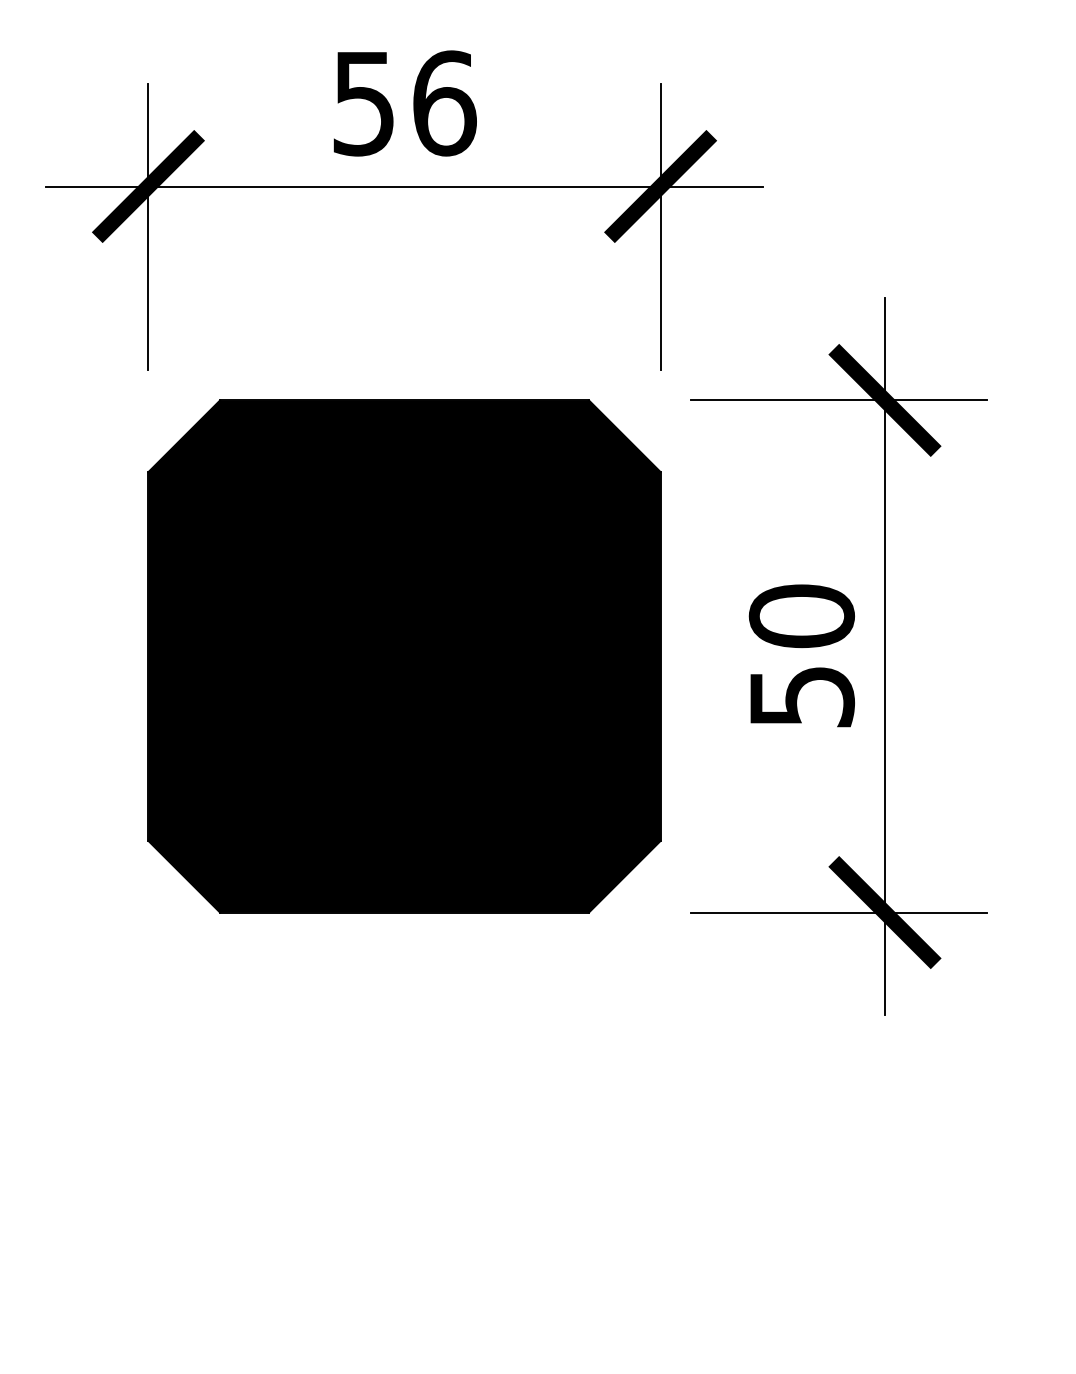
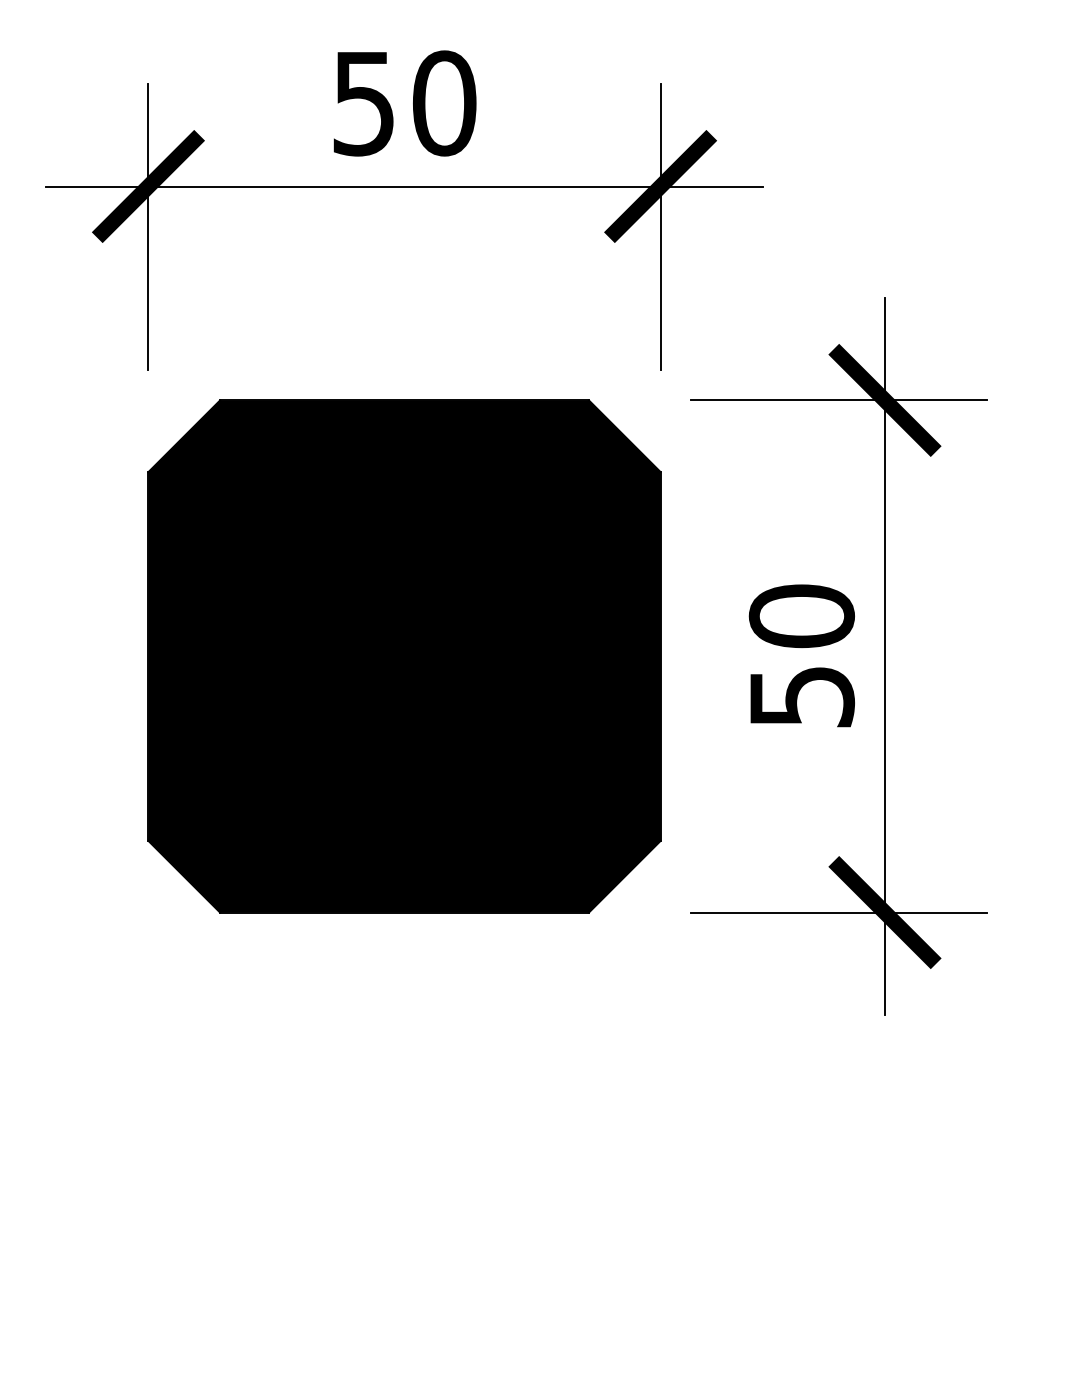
text: 56 -> 50 (444, 103)
